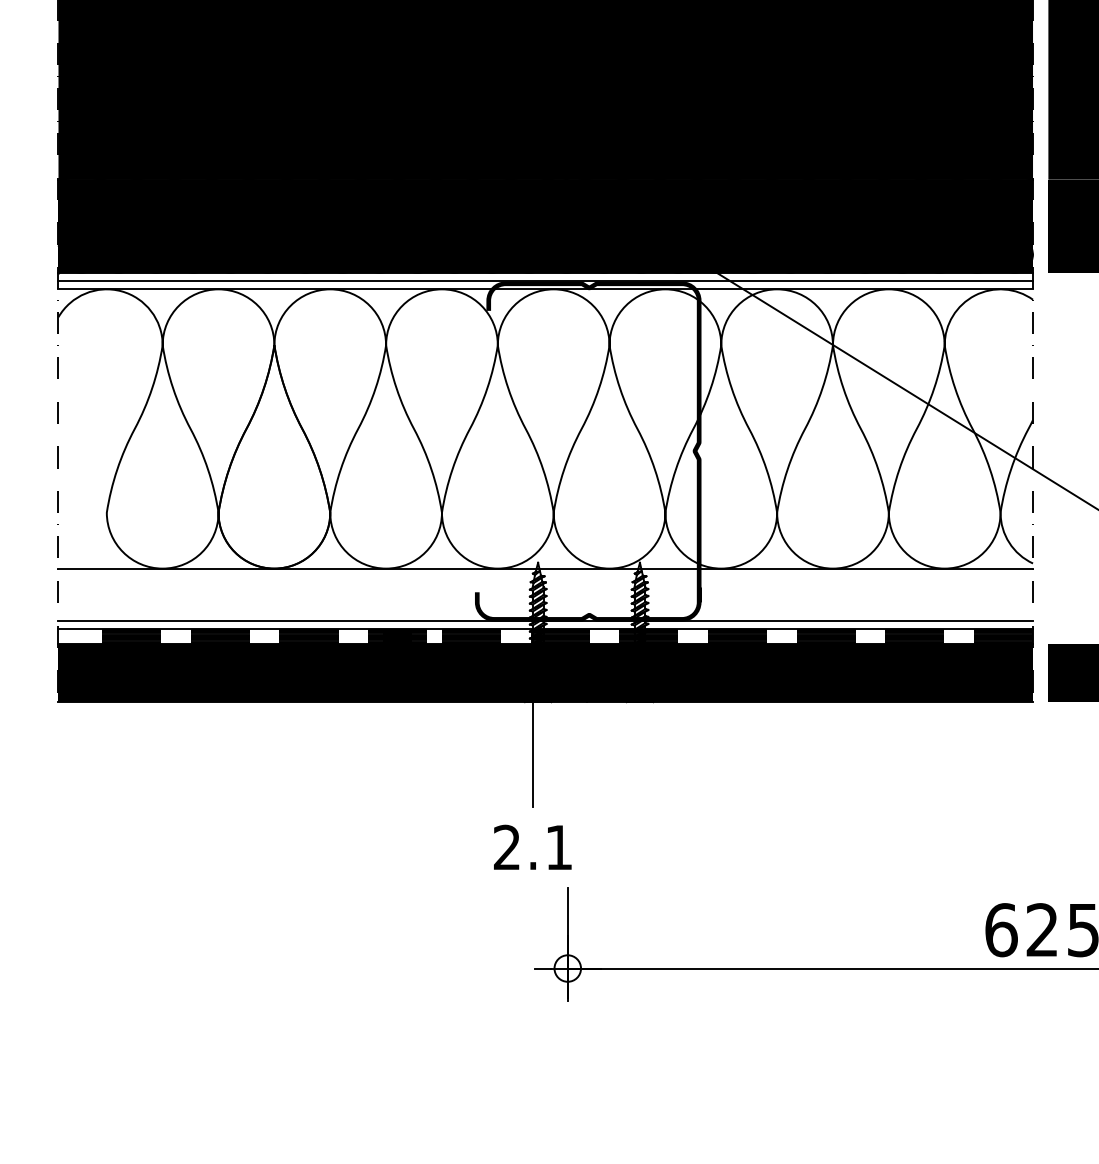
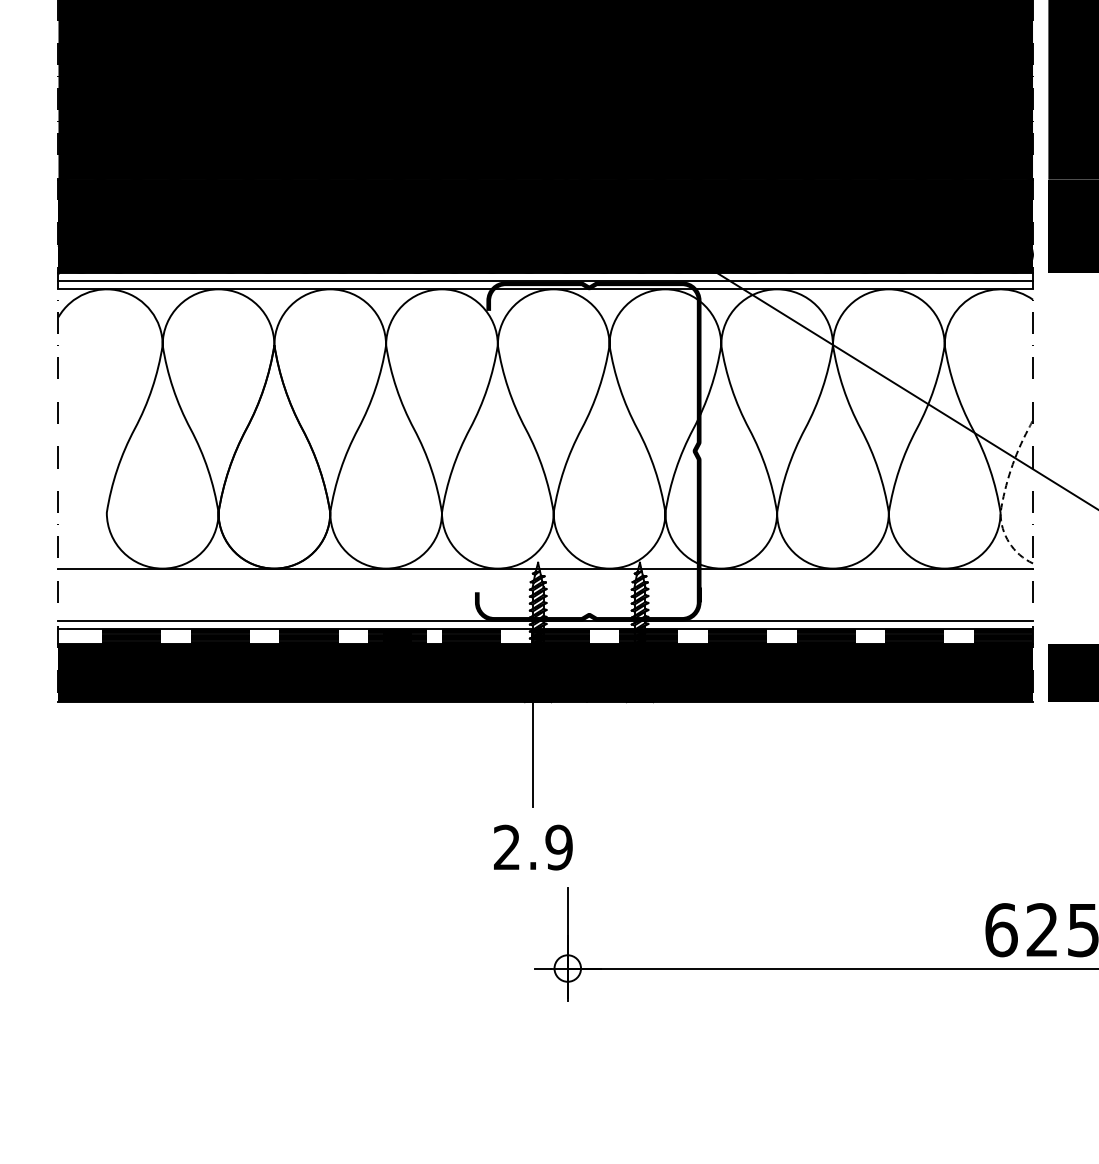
line: solid -> dashed (1004, 494)
text: 2.1 -> 2.9 (558, 847)
